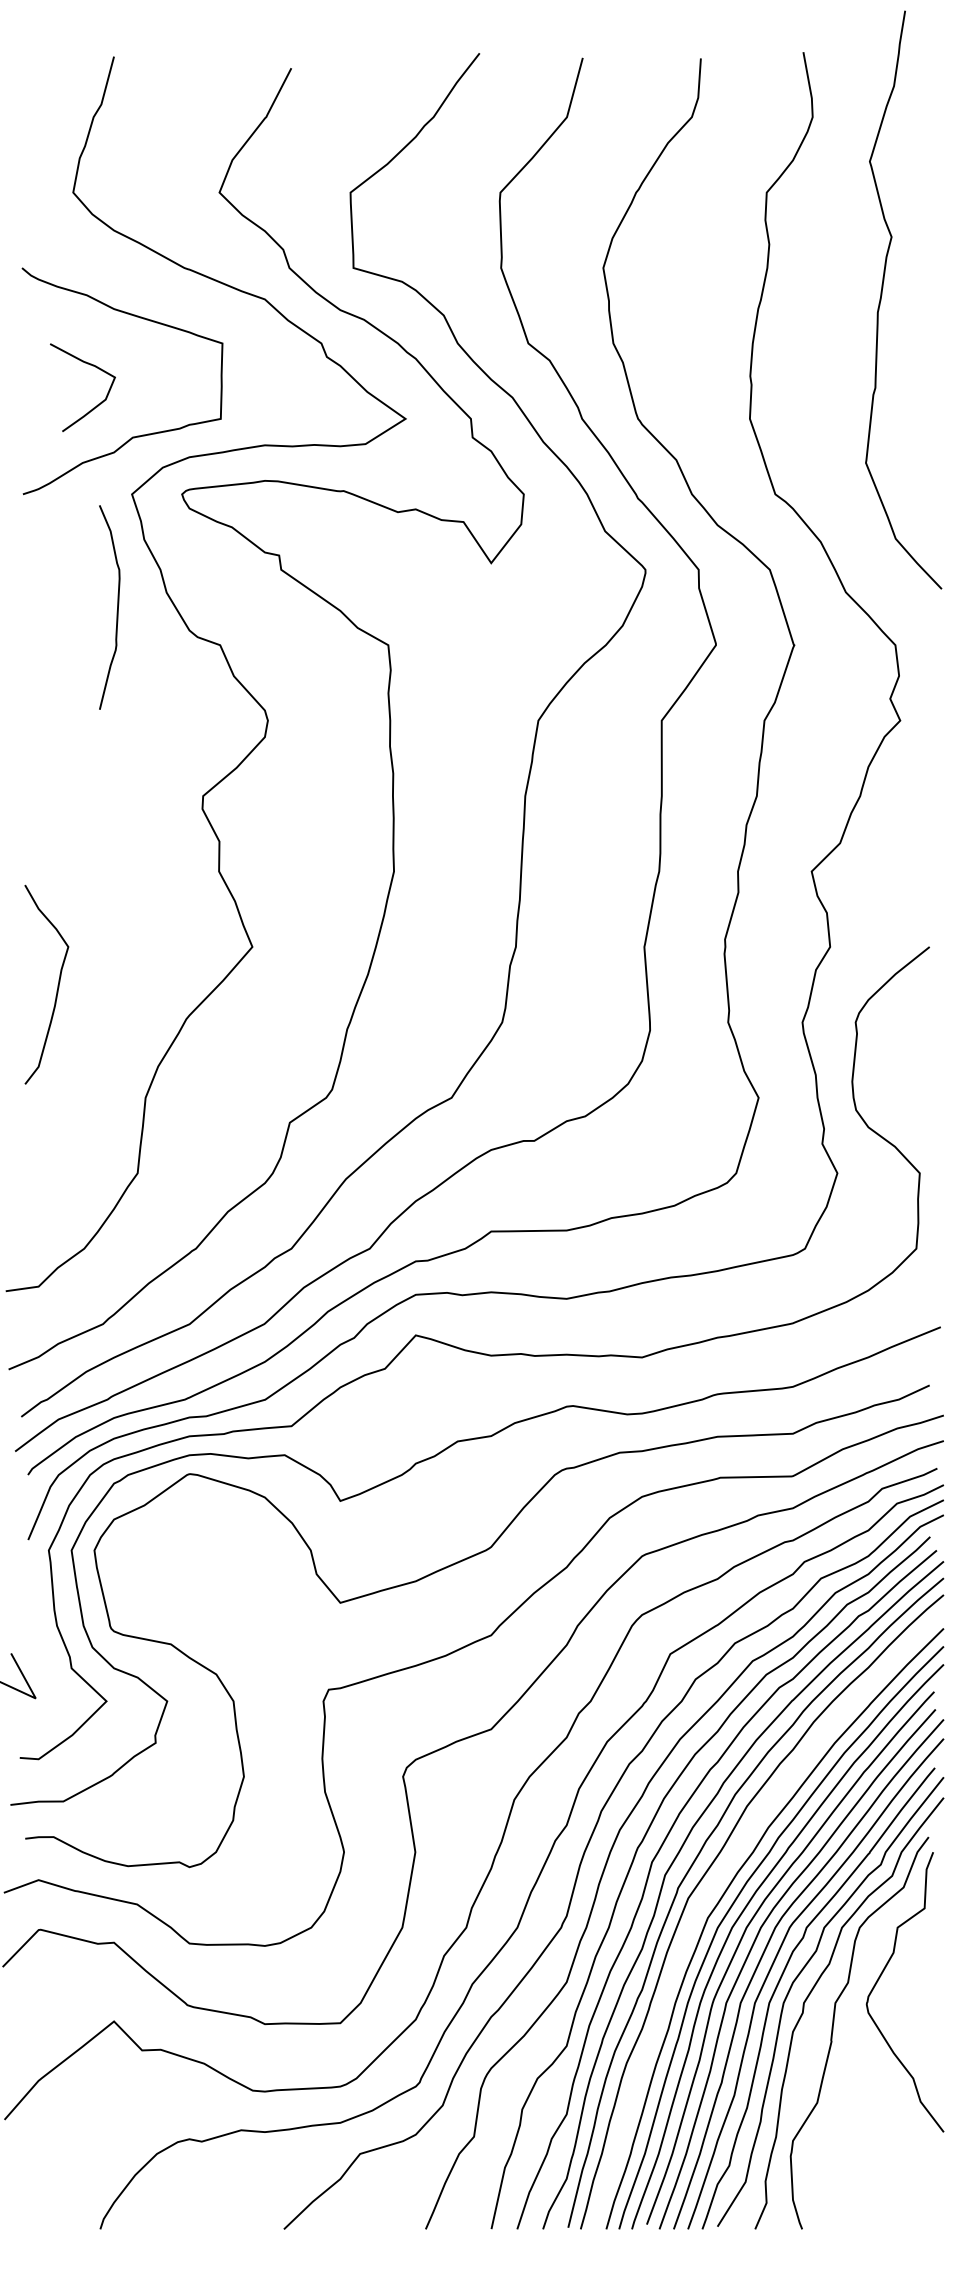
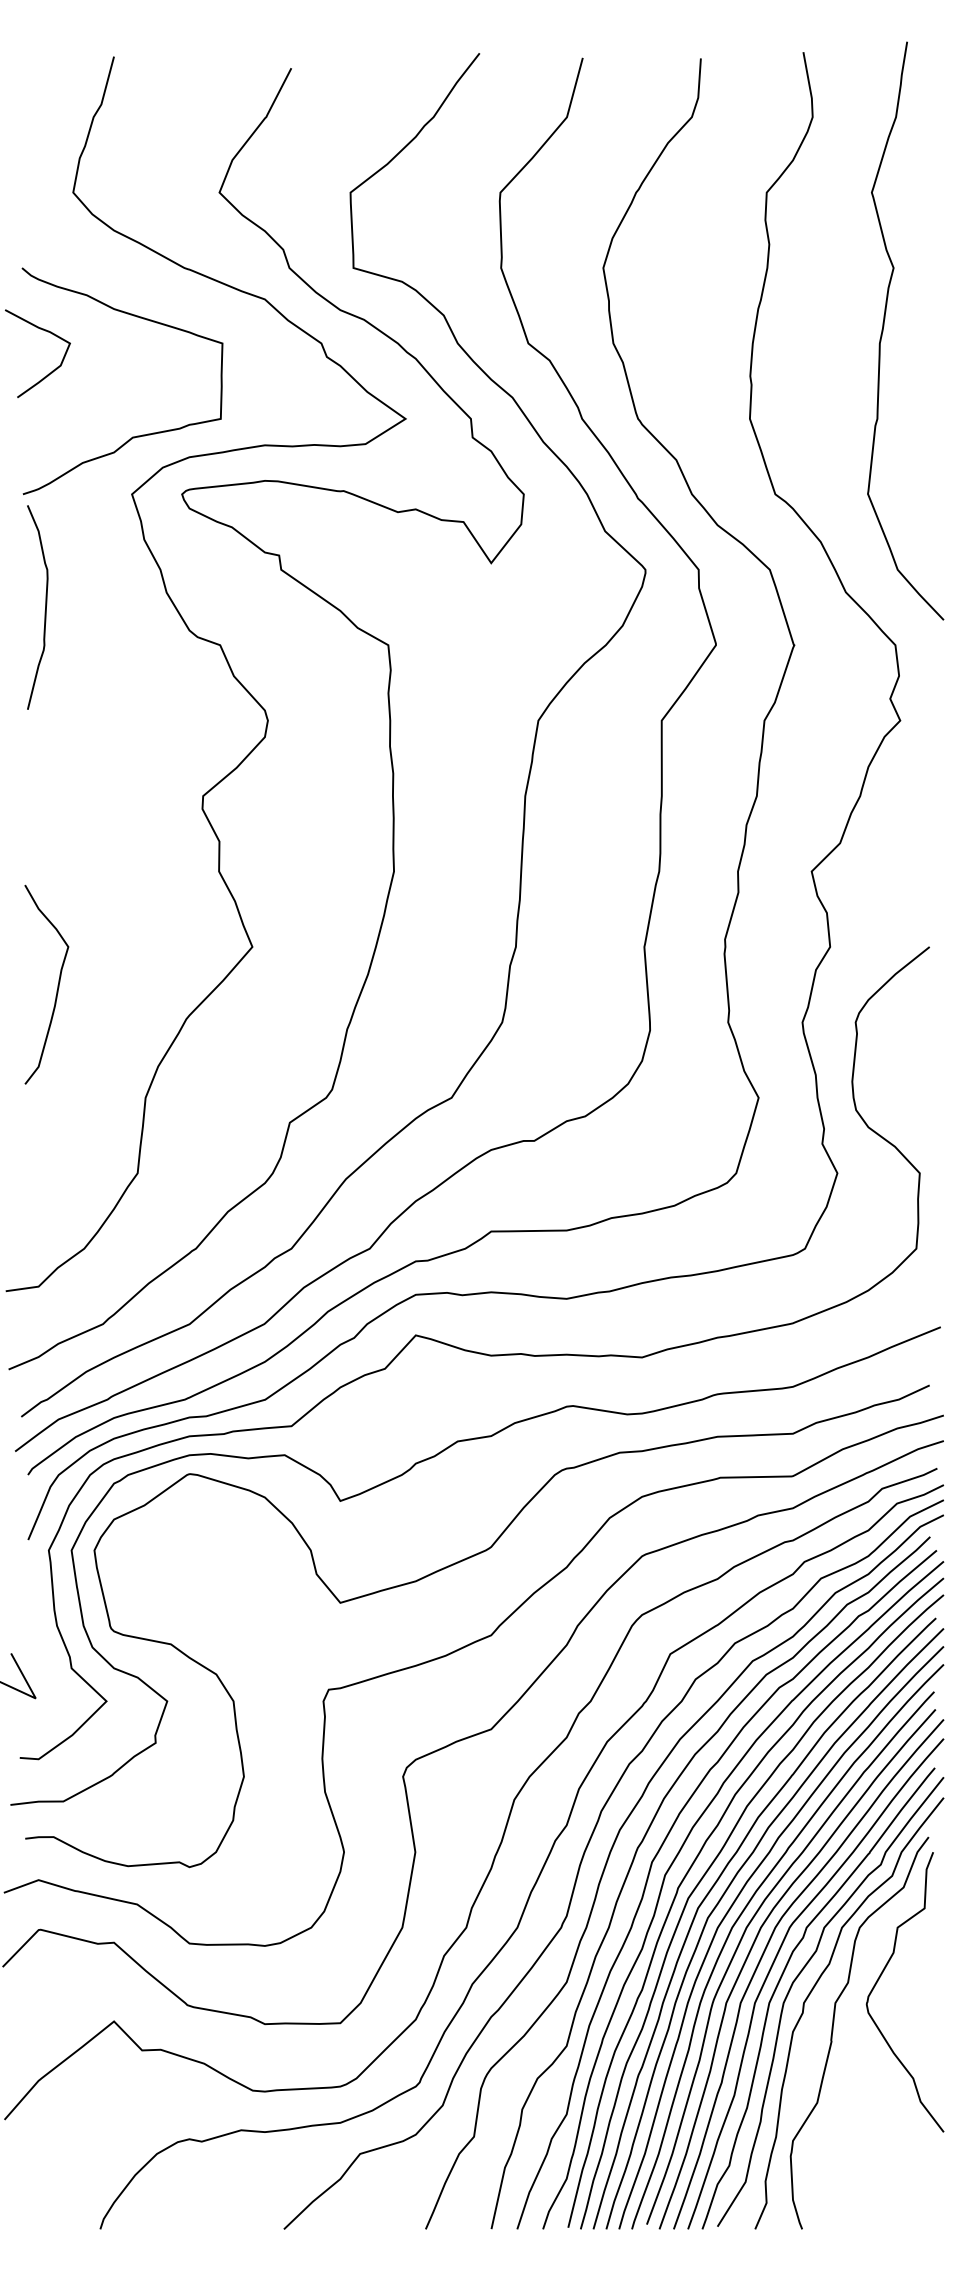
curve position: (882, 295) -> (884, 326) (884, 326)
curve position: (97, 404) -> (52, 370) (52, 370)
curve position: (117, 607) -> (45, 607) (45, 607)
curve: none -> present (712, 1889)
